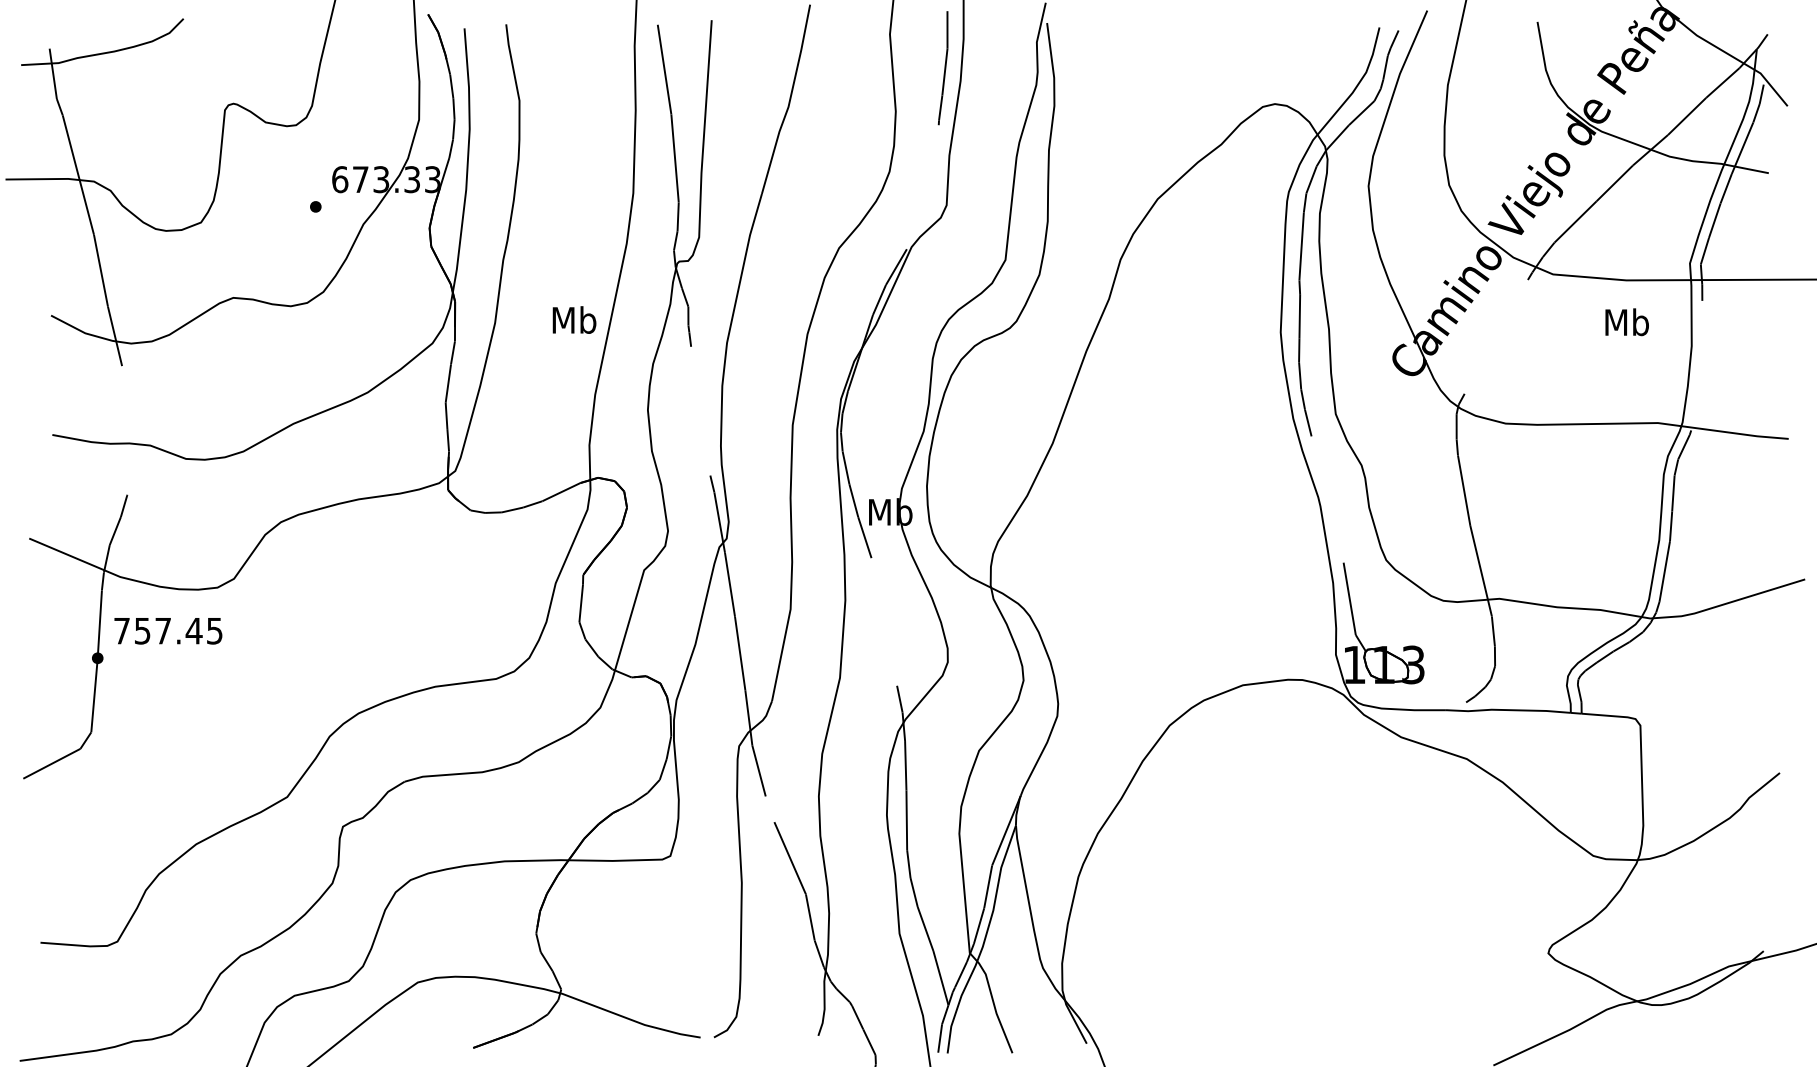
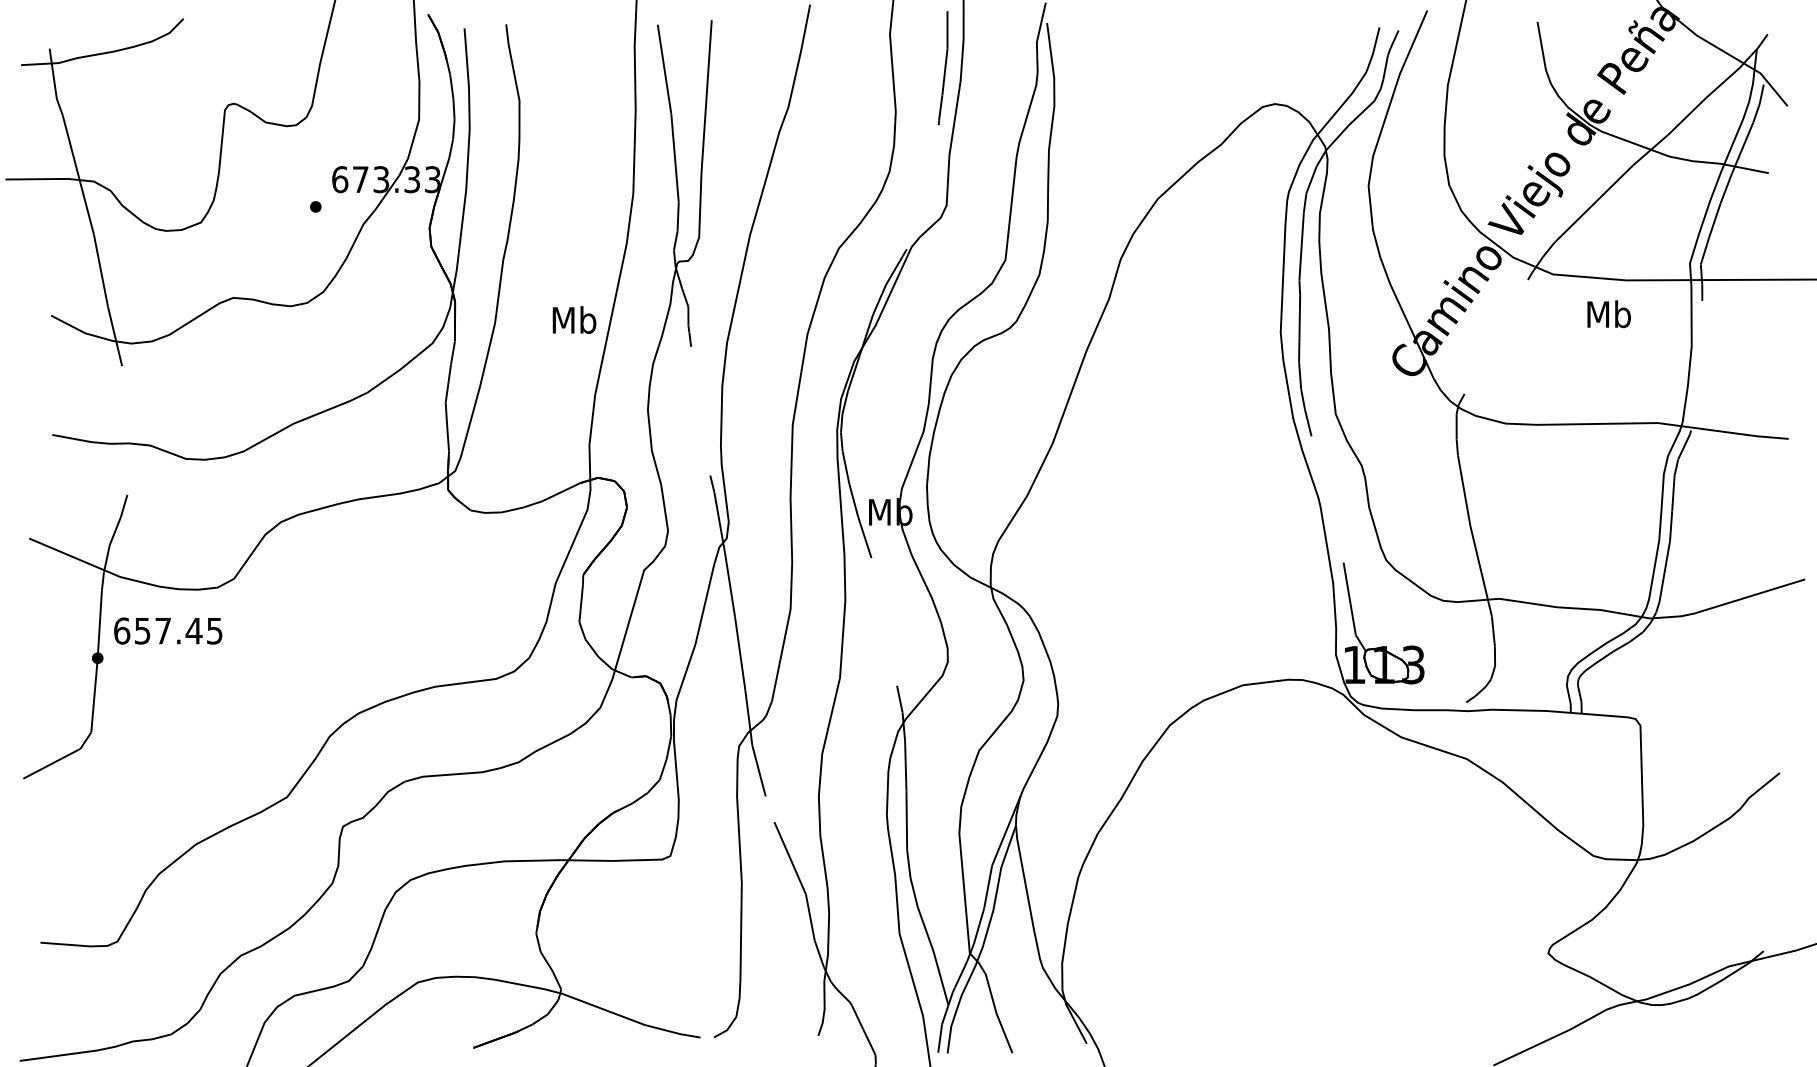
text position: (1626, 322) -> (1608, 314) (1608, 314)
text: 757.45 -> 657.45 (122, 630)
